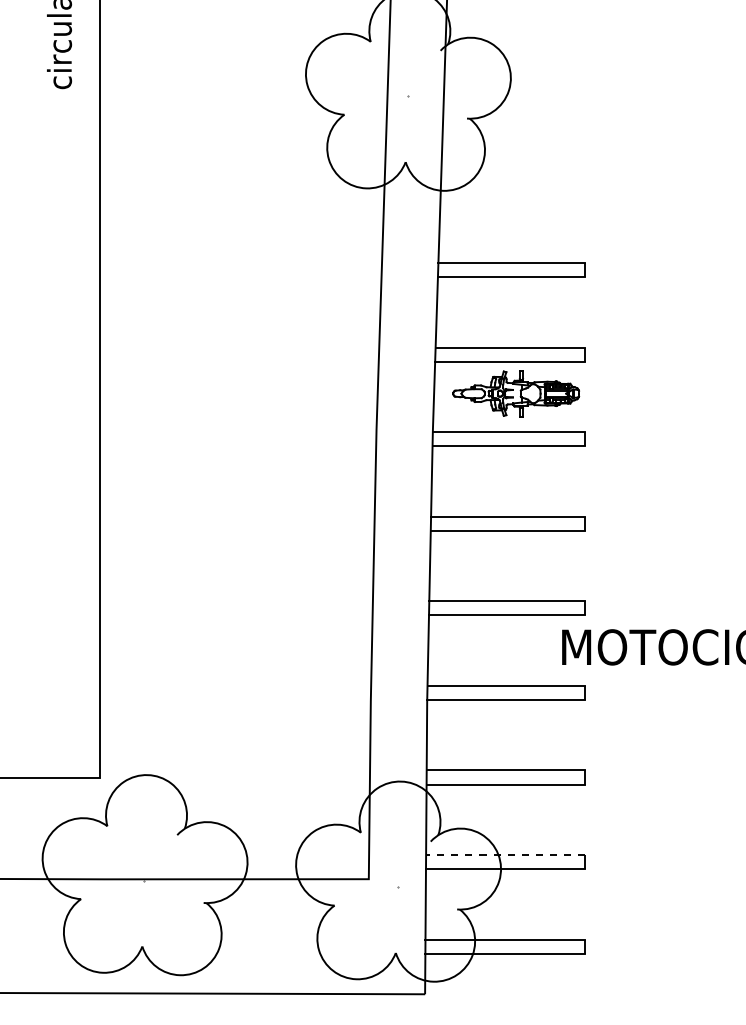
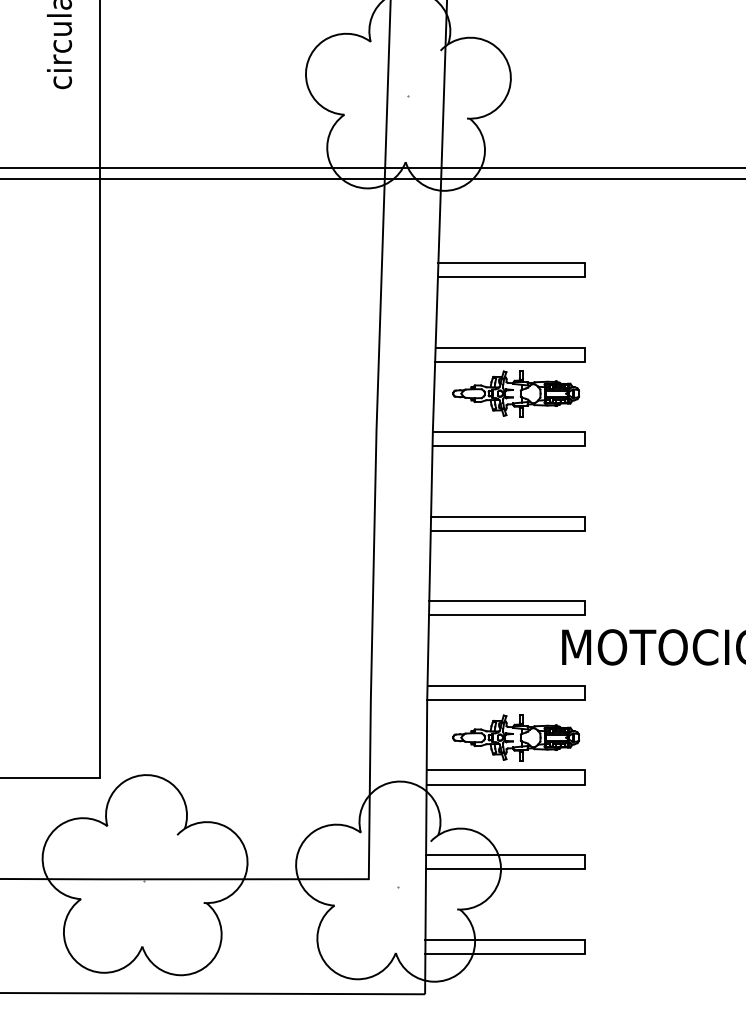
line: none -> present (372, 168)
line: none -> present (372, 178)
part: none -> present (516, 737)
line: dashed -> solid (505, 855)
